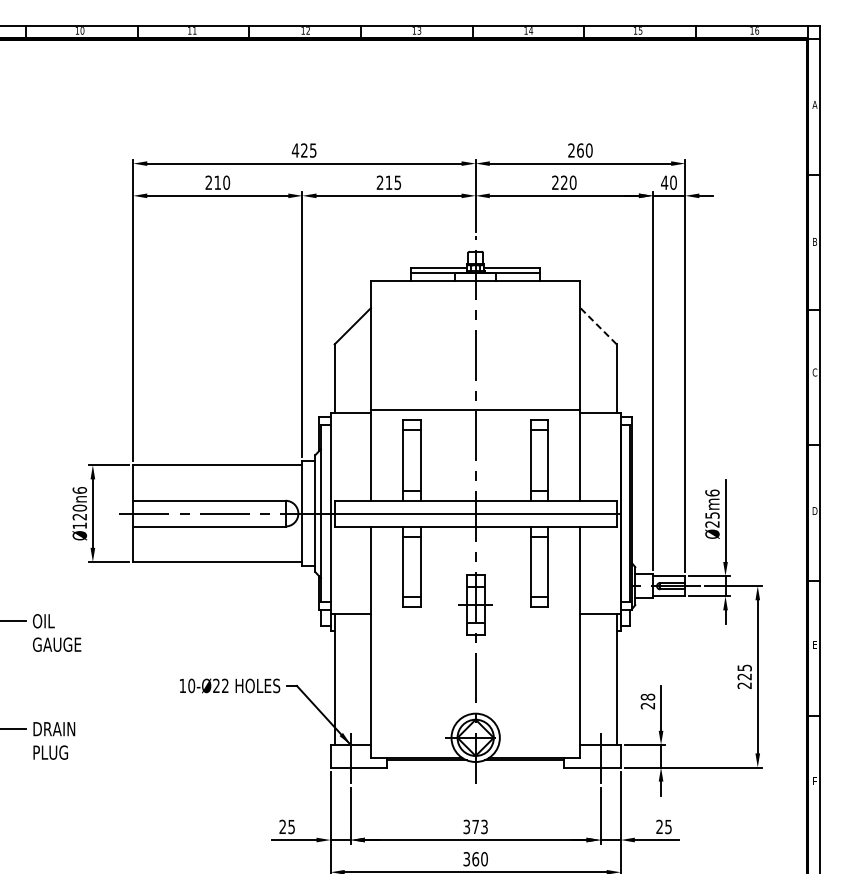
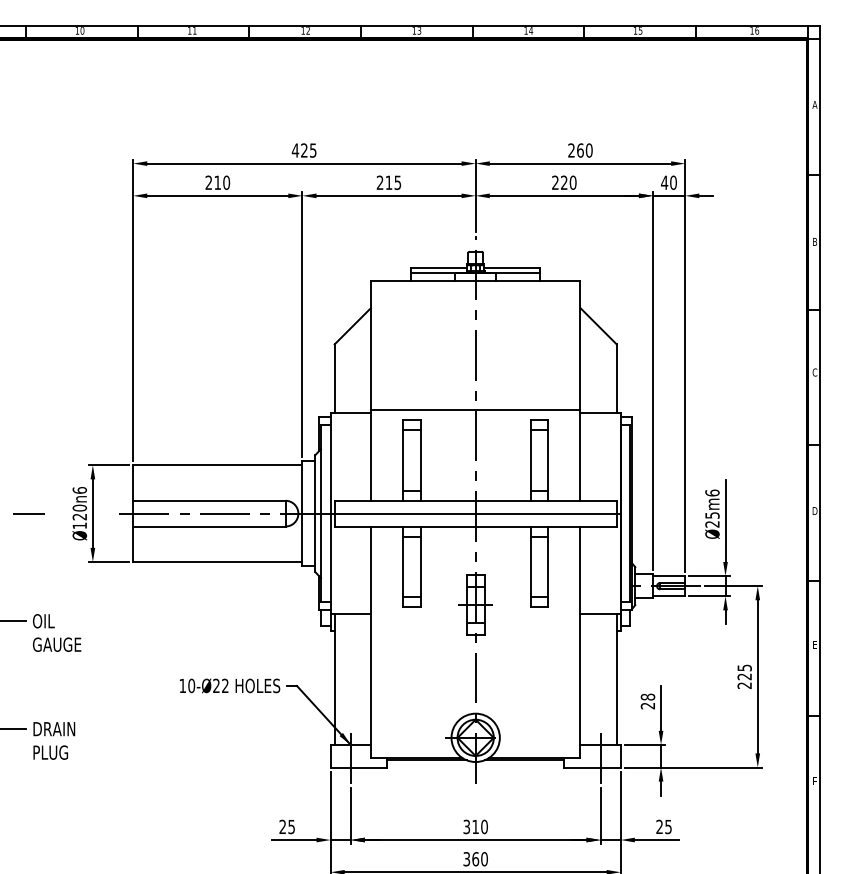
line: dashed -> solid (598, 326)
line: none -> present (28, 513)
text: 373 -> 310 (479, 826)
